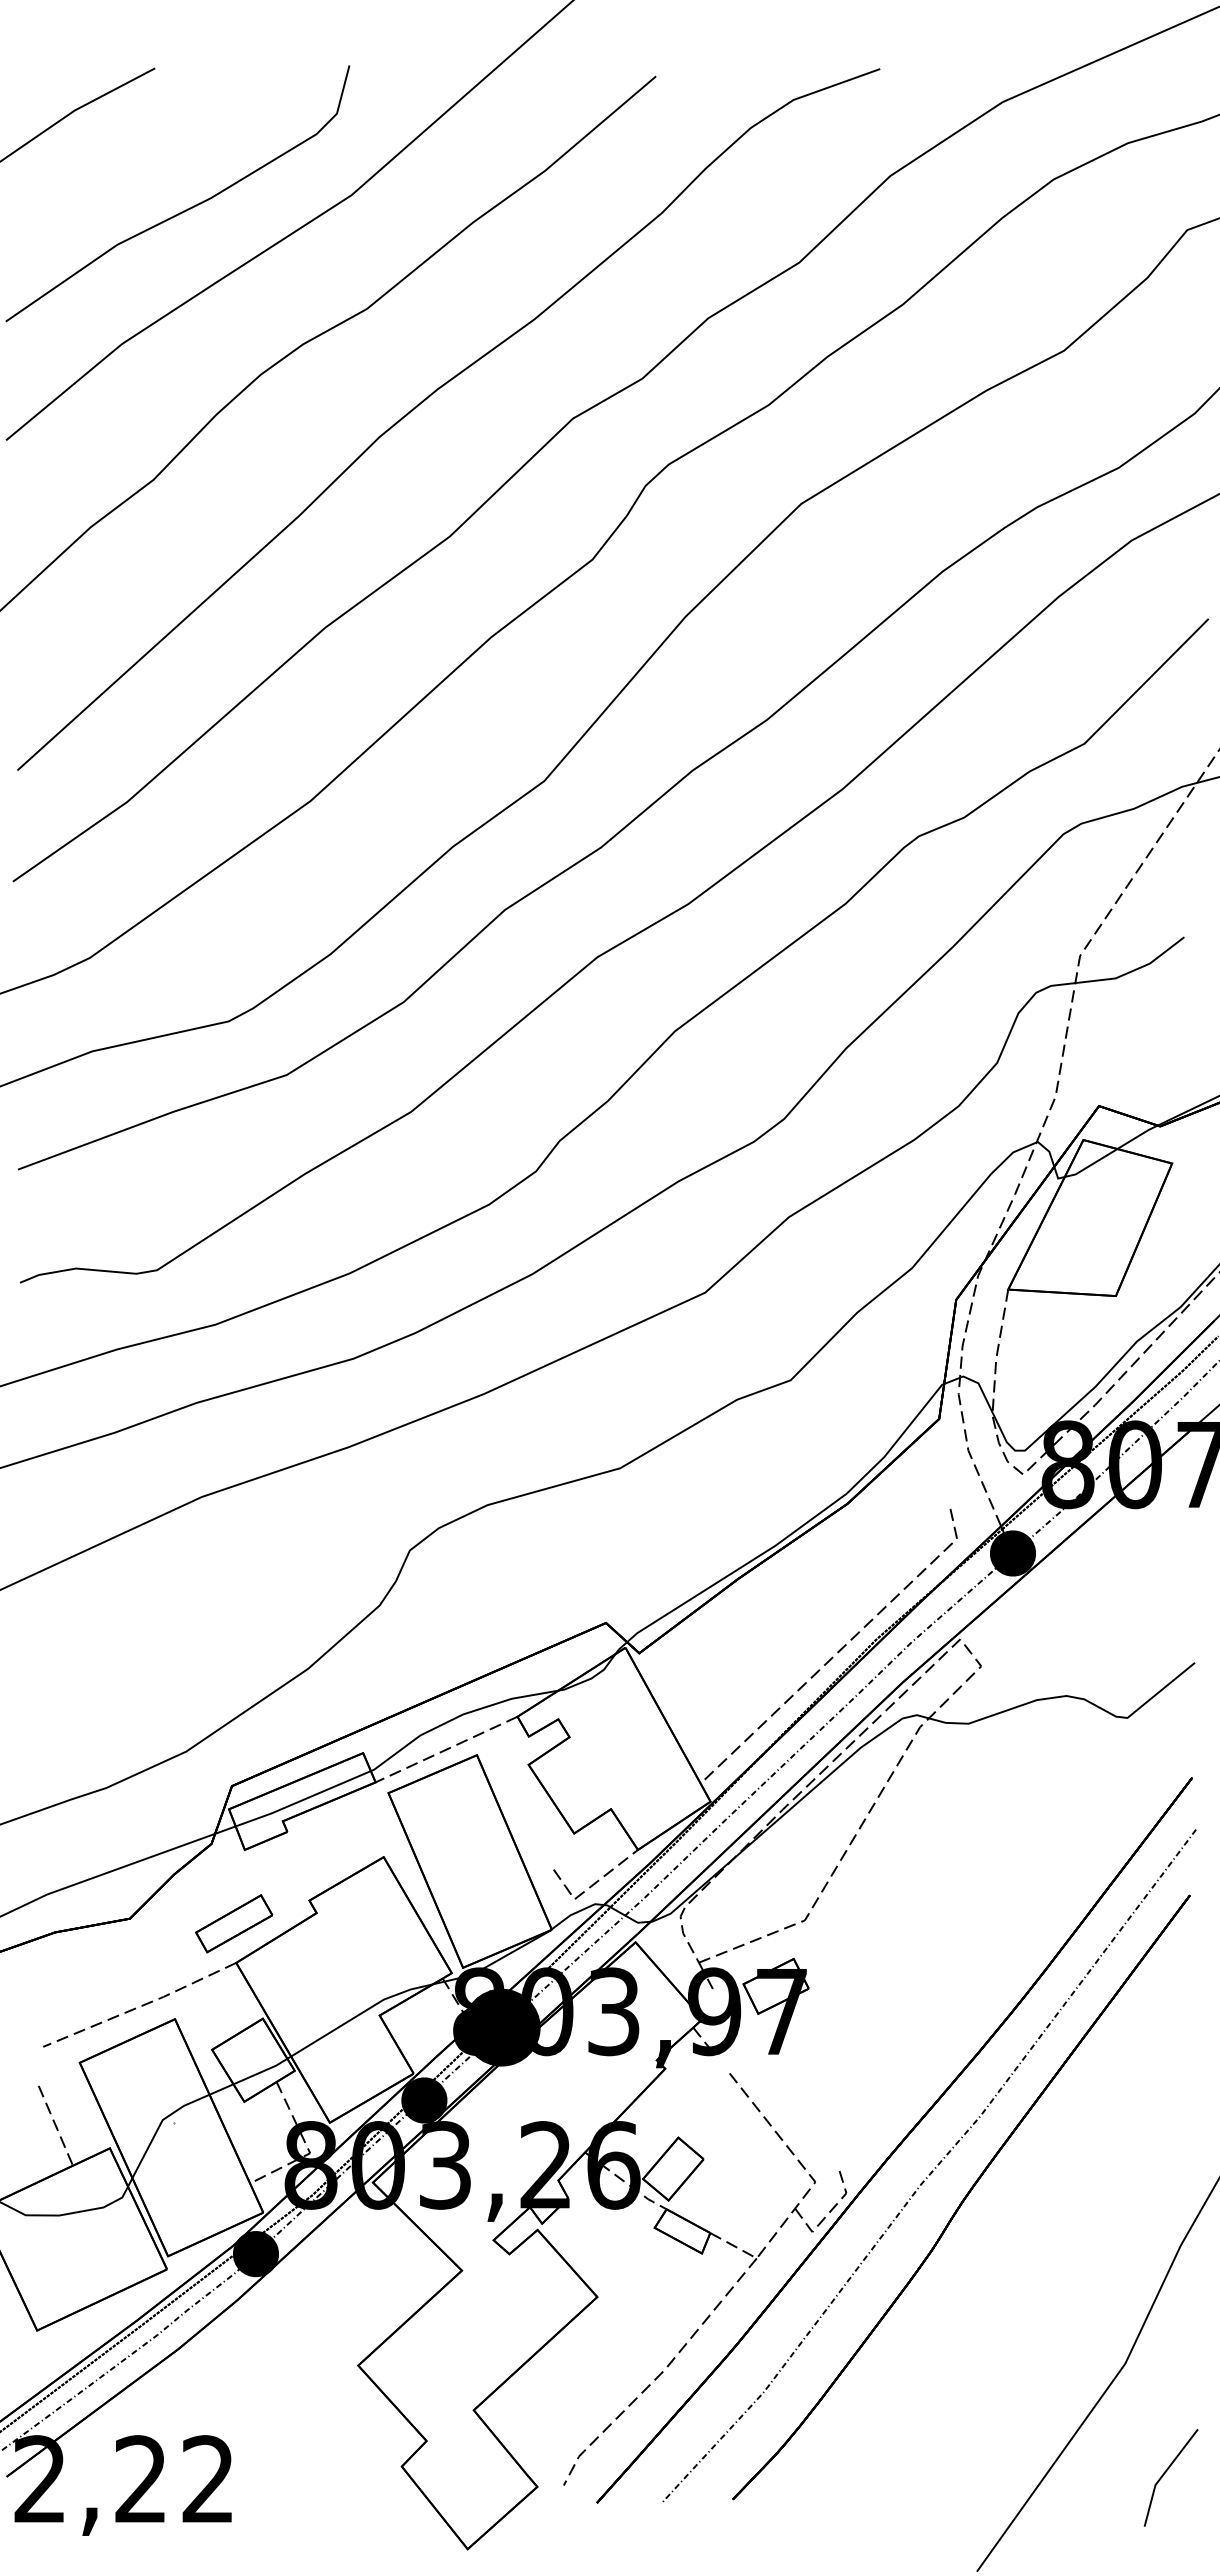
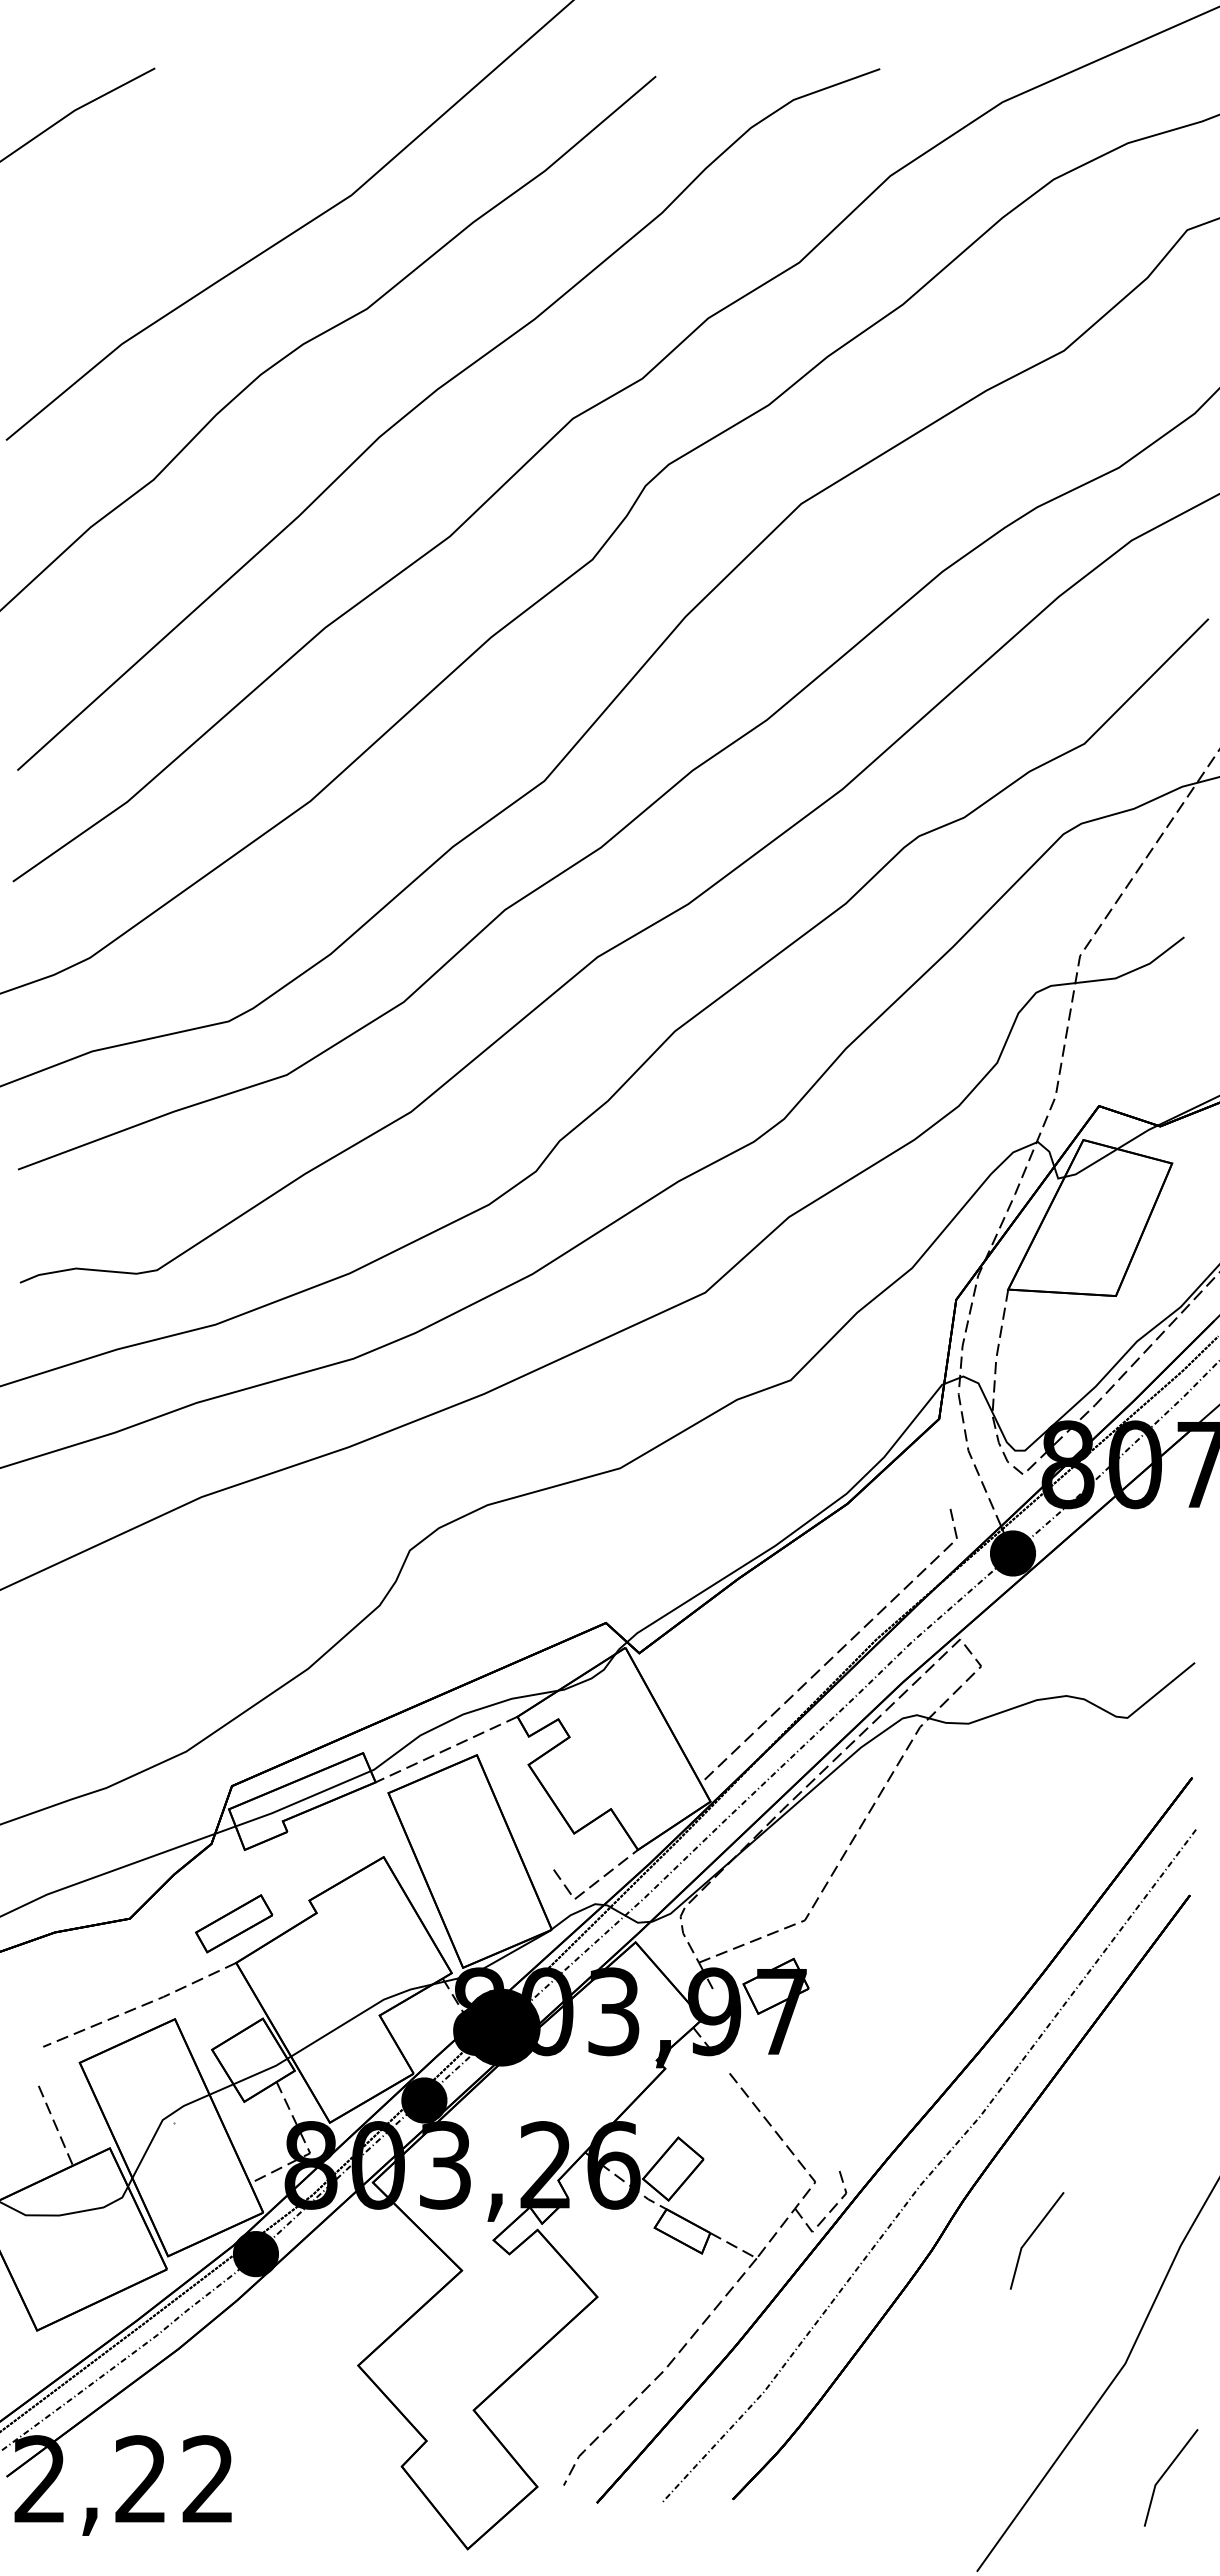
part: present -> none (185, 209)
line: none -> present (1032, 2235)
